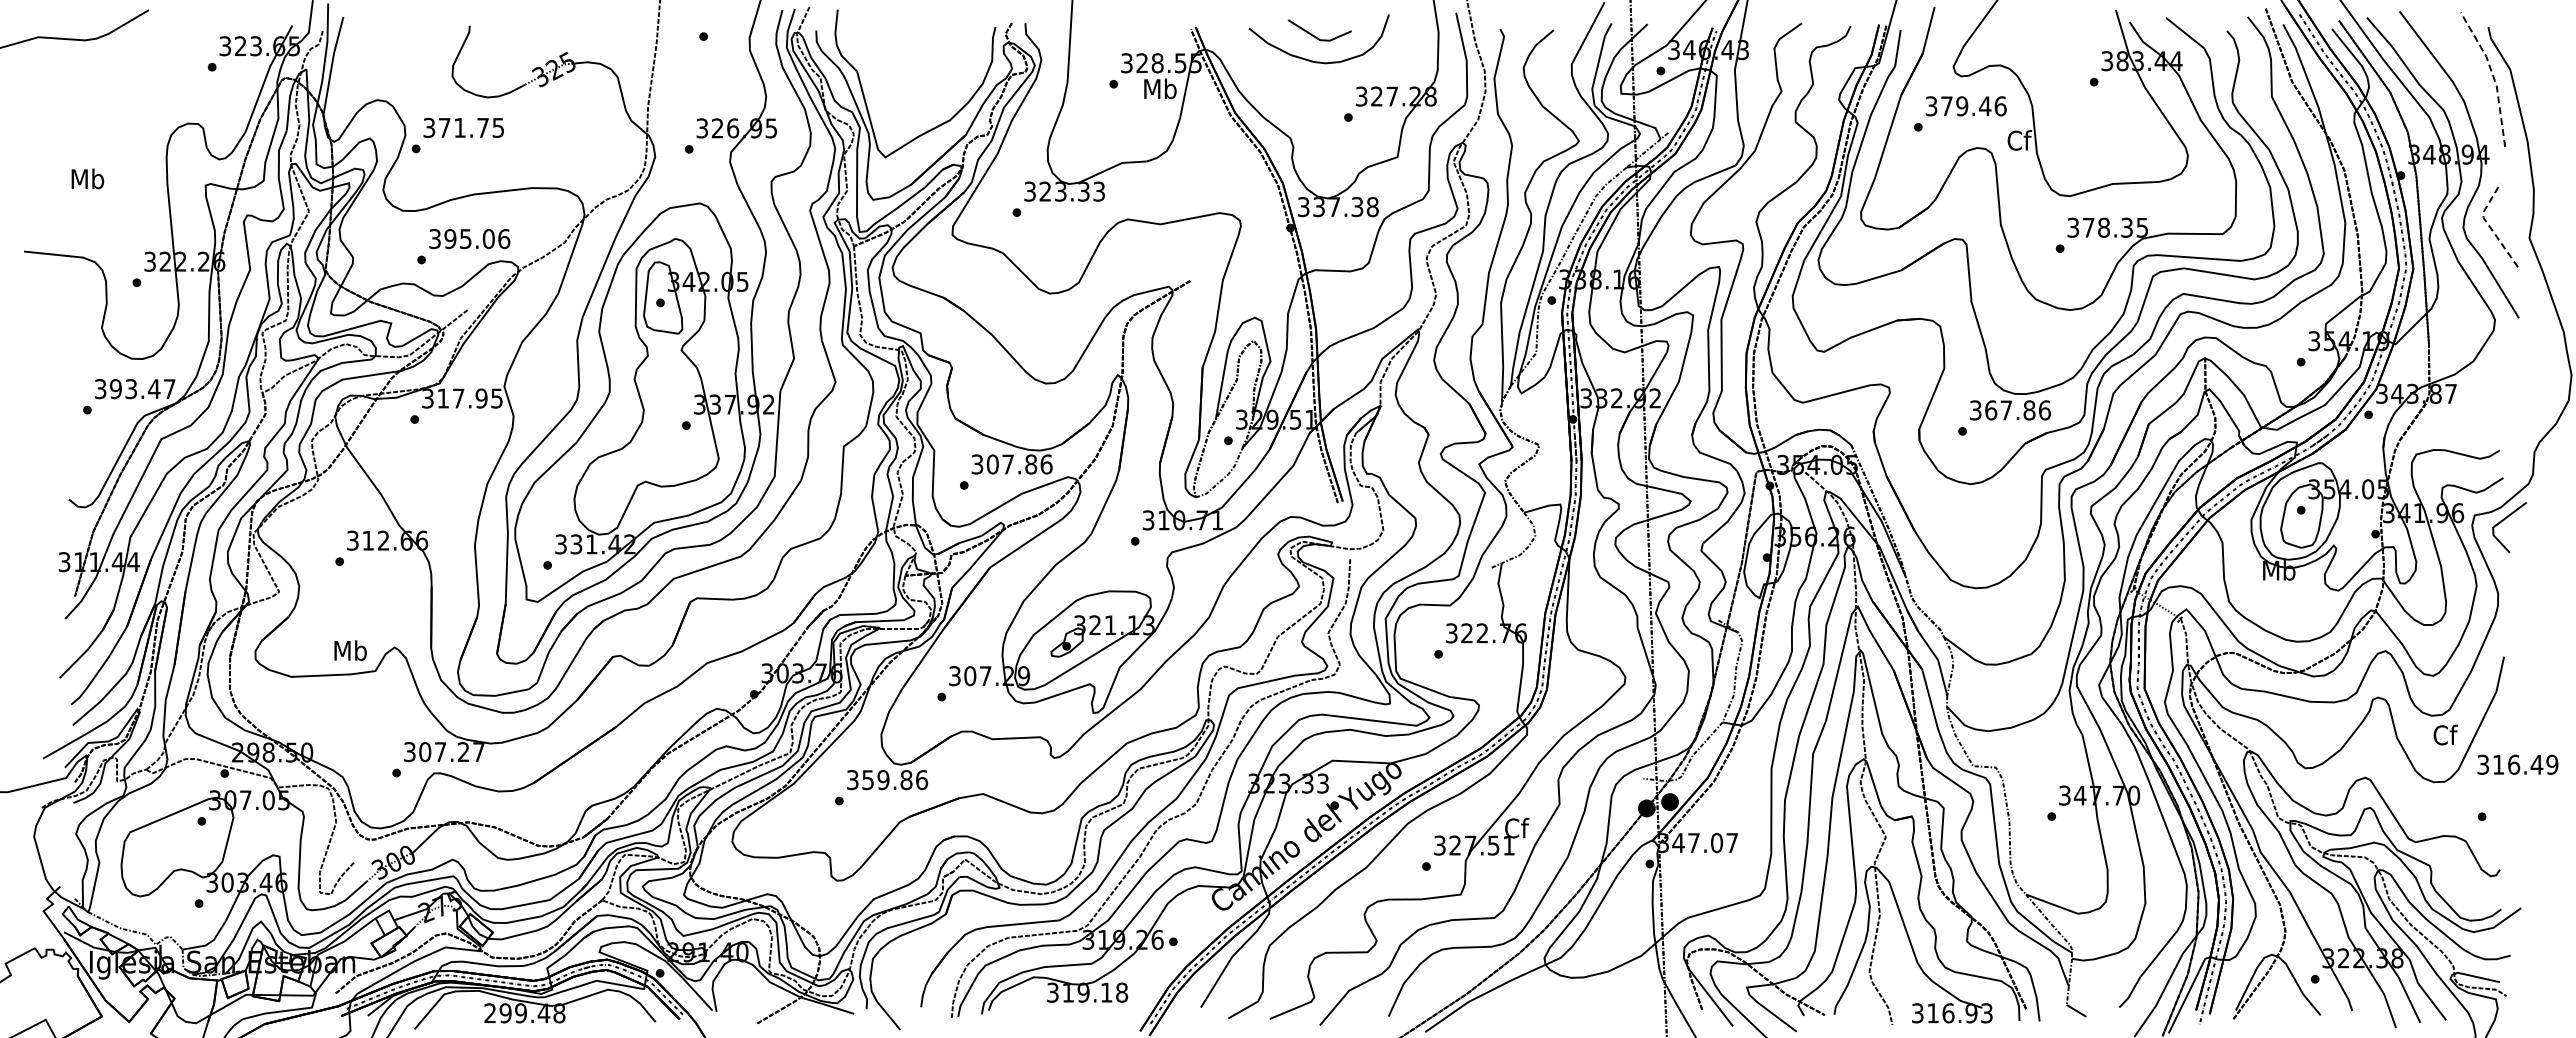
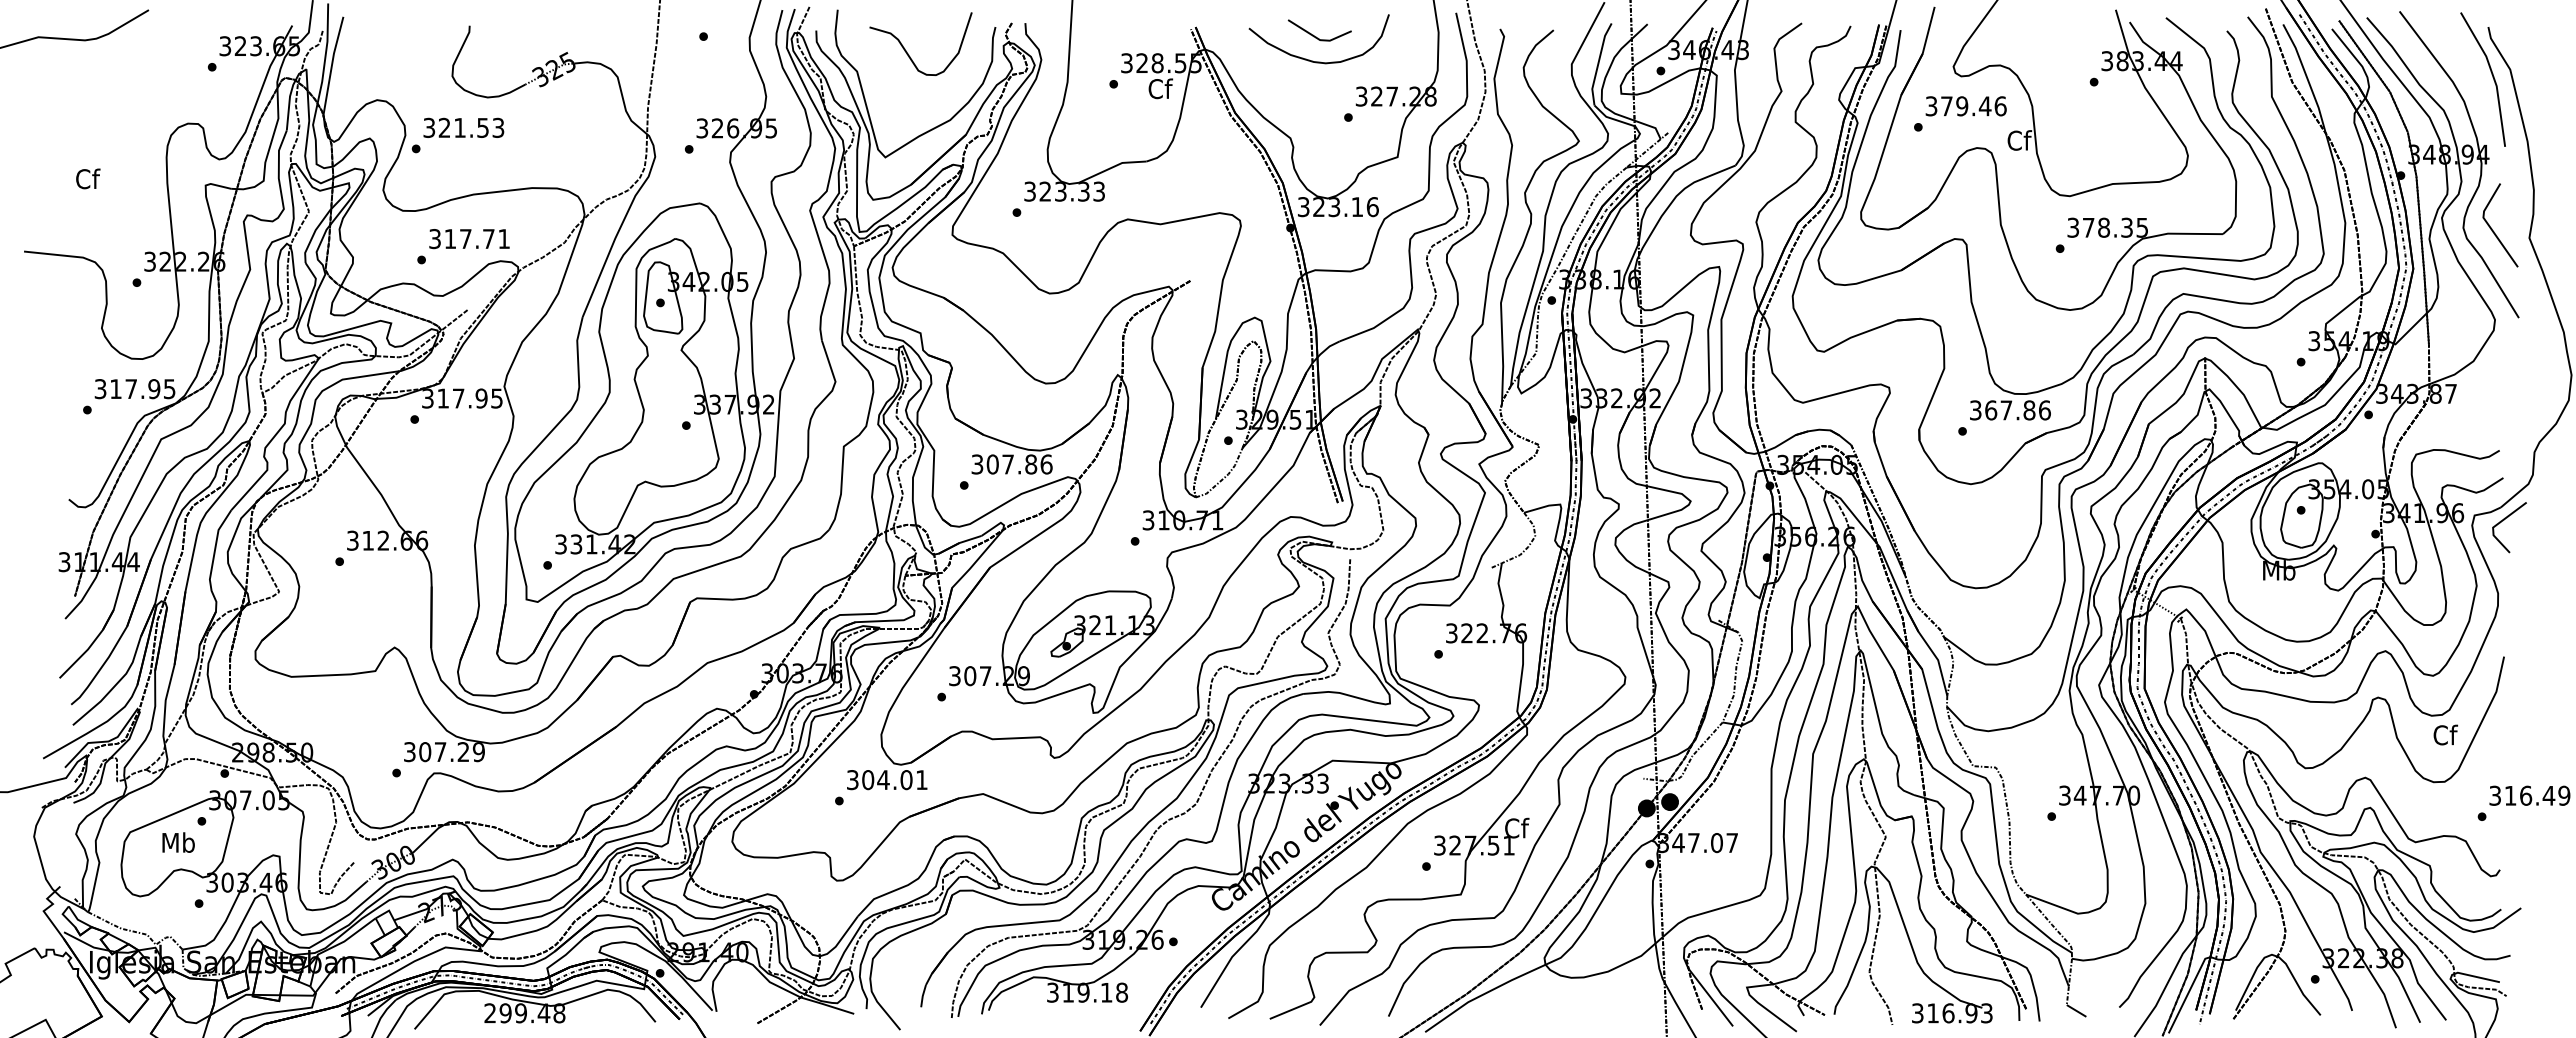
curve: none -> present (908, 53)
line: dashed -> solid (2493, 76)
text: Mb -> Cf (1160, 88)
text: 371.75 -> 321.53 (471, 127)
text: Mb -> Cf (87, 178)
text: 337.38 -> 323.16 (1345, 207)
line: dashed -> solid (2488, 224)
text: 395.06 -> 317.71 (477, 239)
text: 393.47 -> 317.95 (142, 389)
text position: (350, 650) -> (178, 842) (178, 842)
text: 307.27 -> 307.29 (478, 752)
text position: (2517, 764) -> (2529, 795) (2529, 795)
text: 359.86 -> 304.01 (895, 780)
